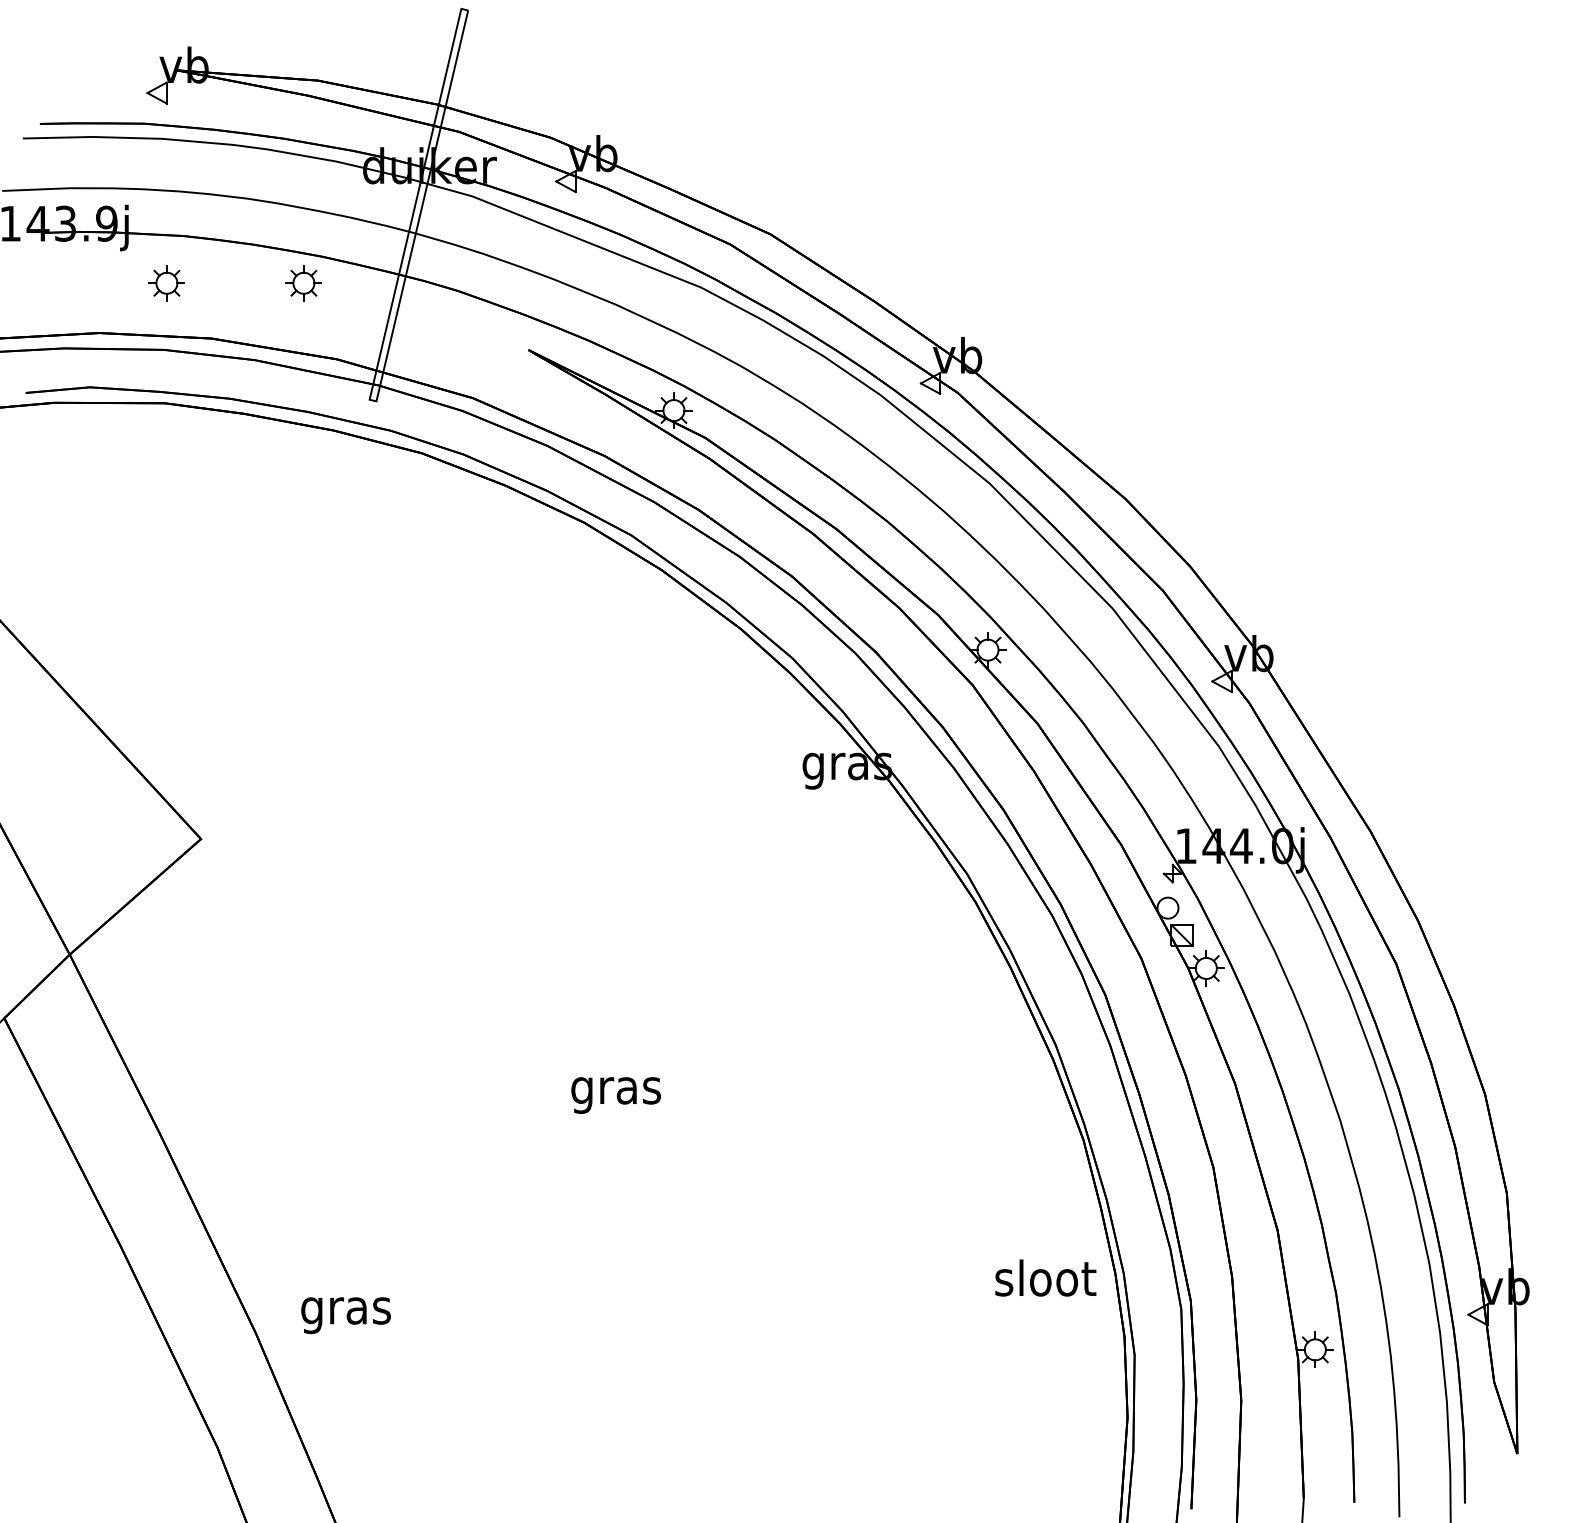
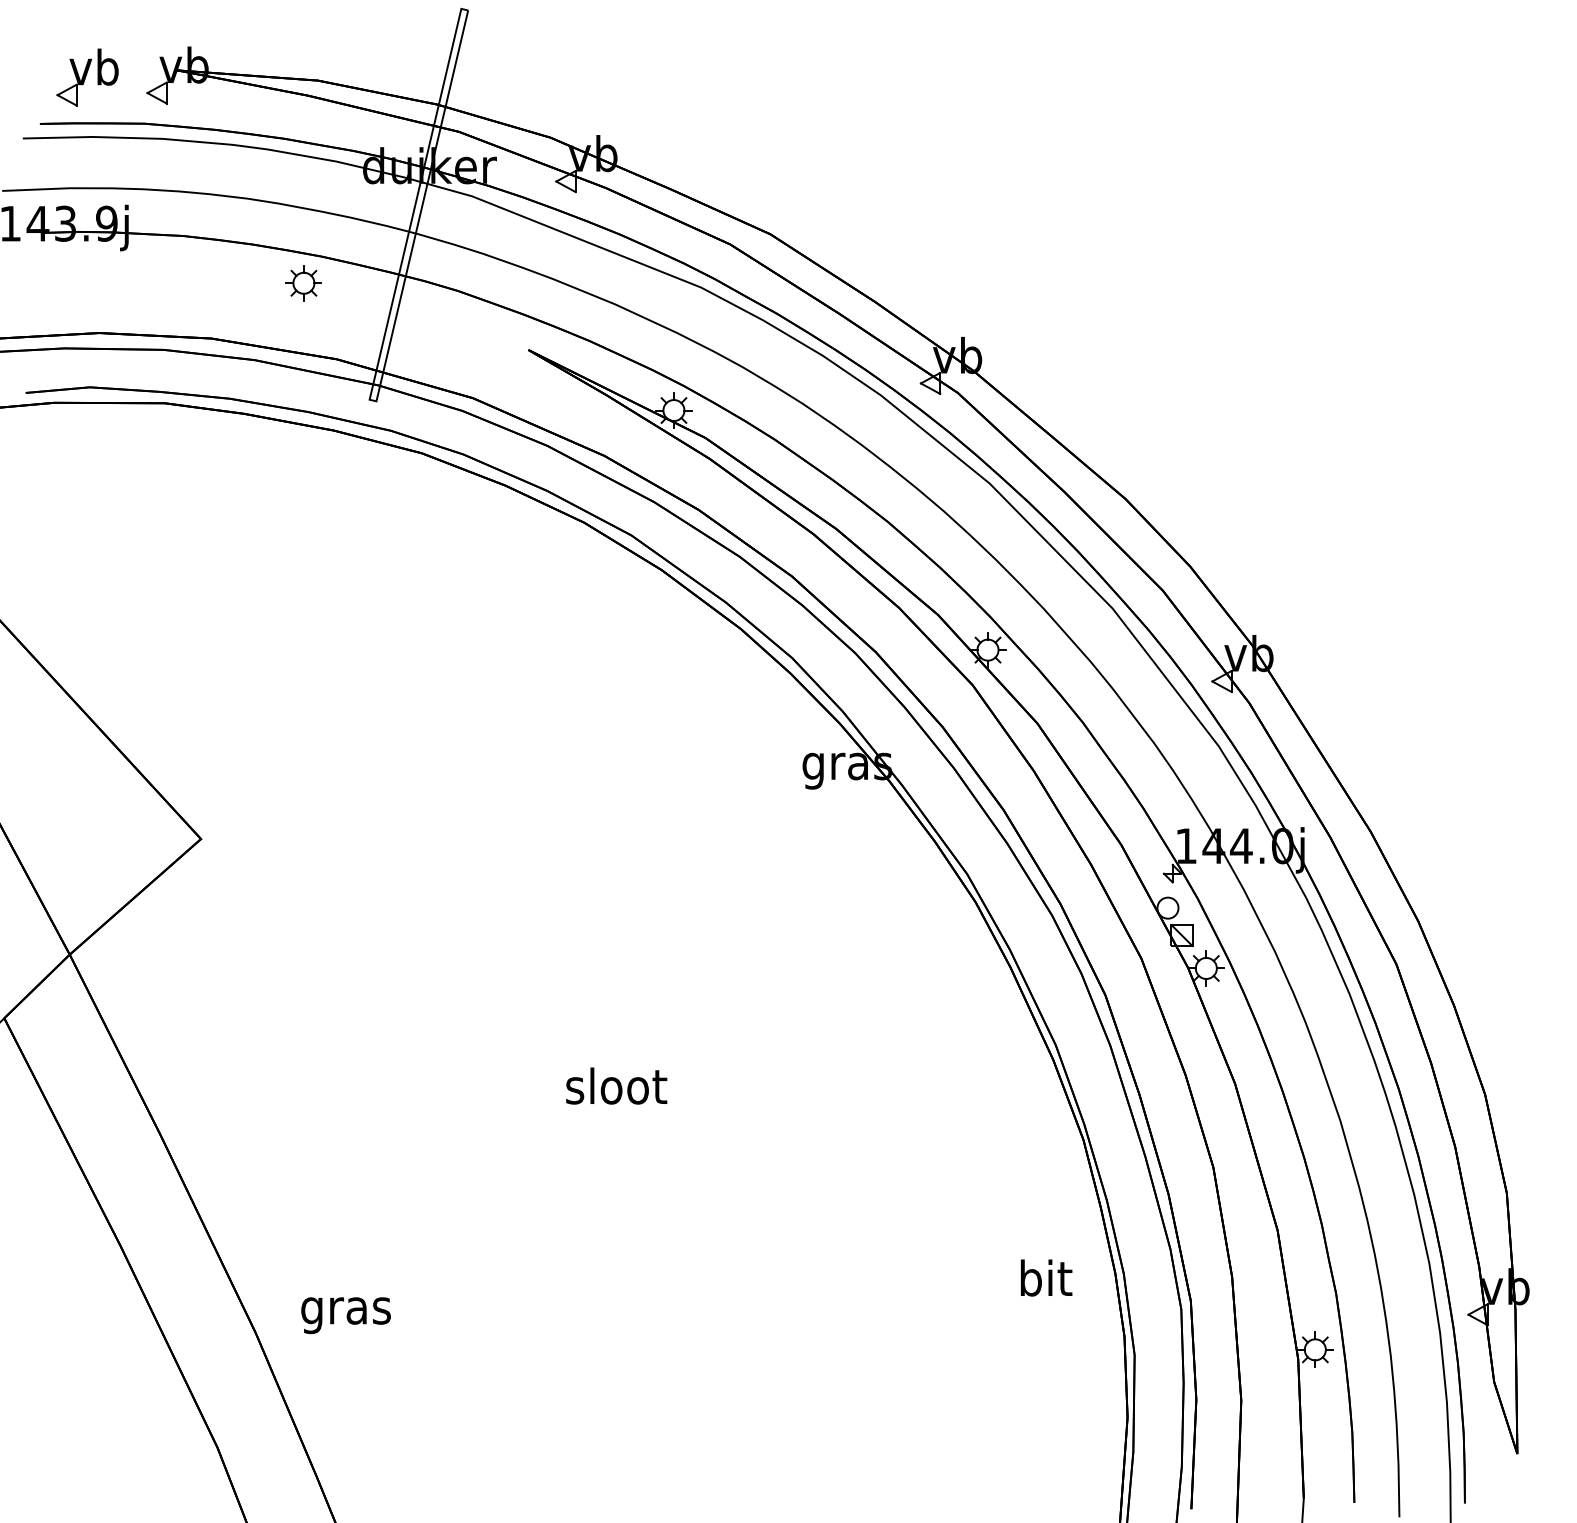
part: none -> present (87, 77)
part: present -> none (166, 283)
text: gras -> sloot (616, 1090)
text: sloot -> bit (1045, 1277)
